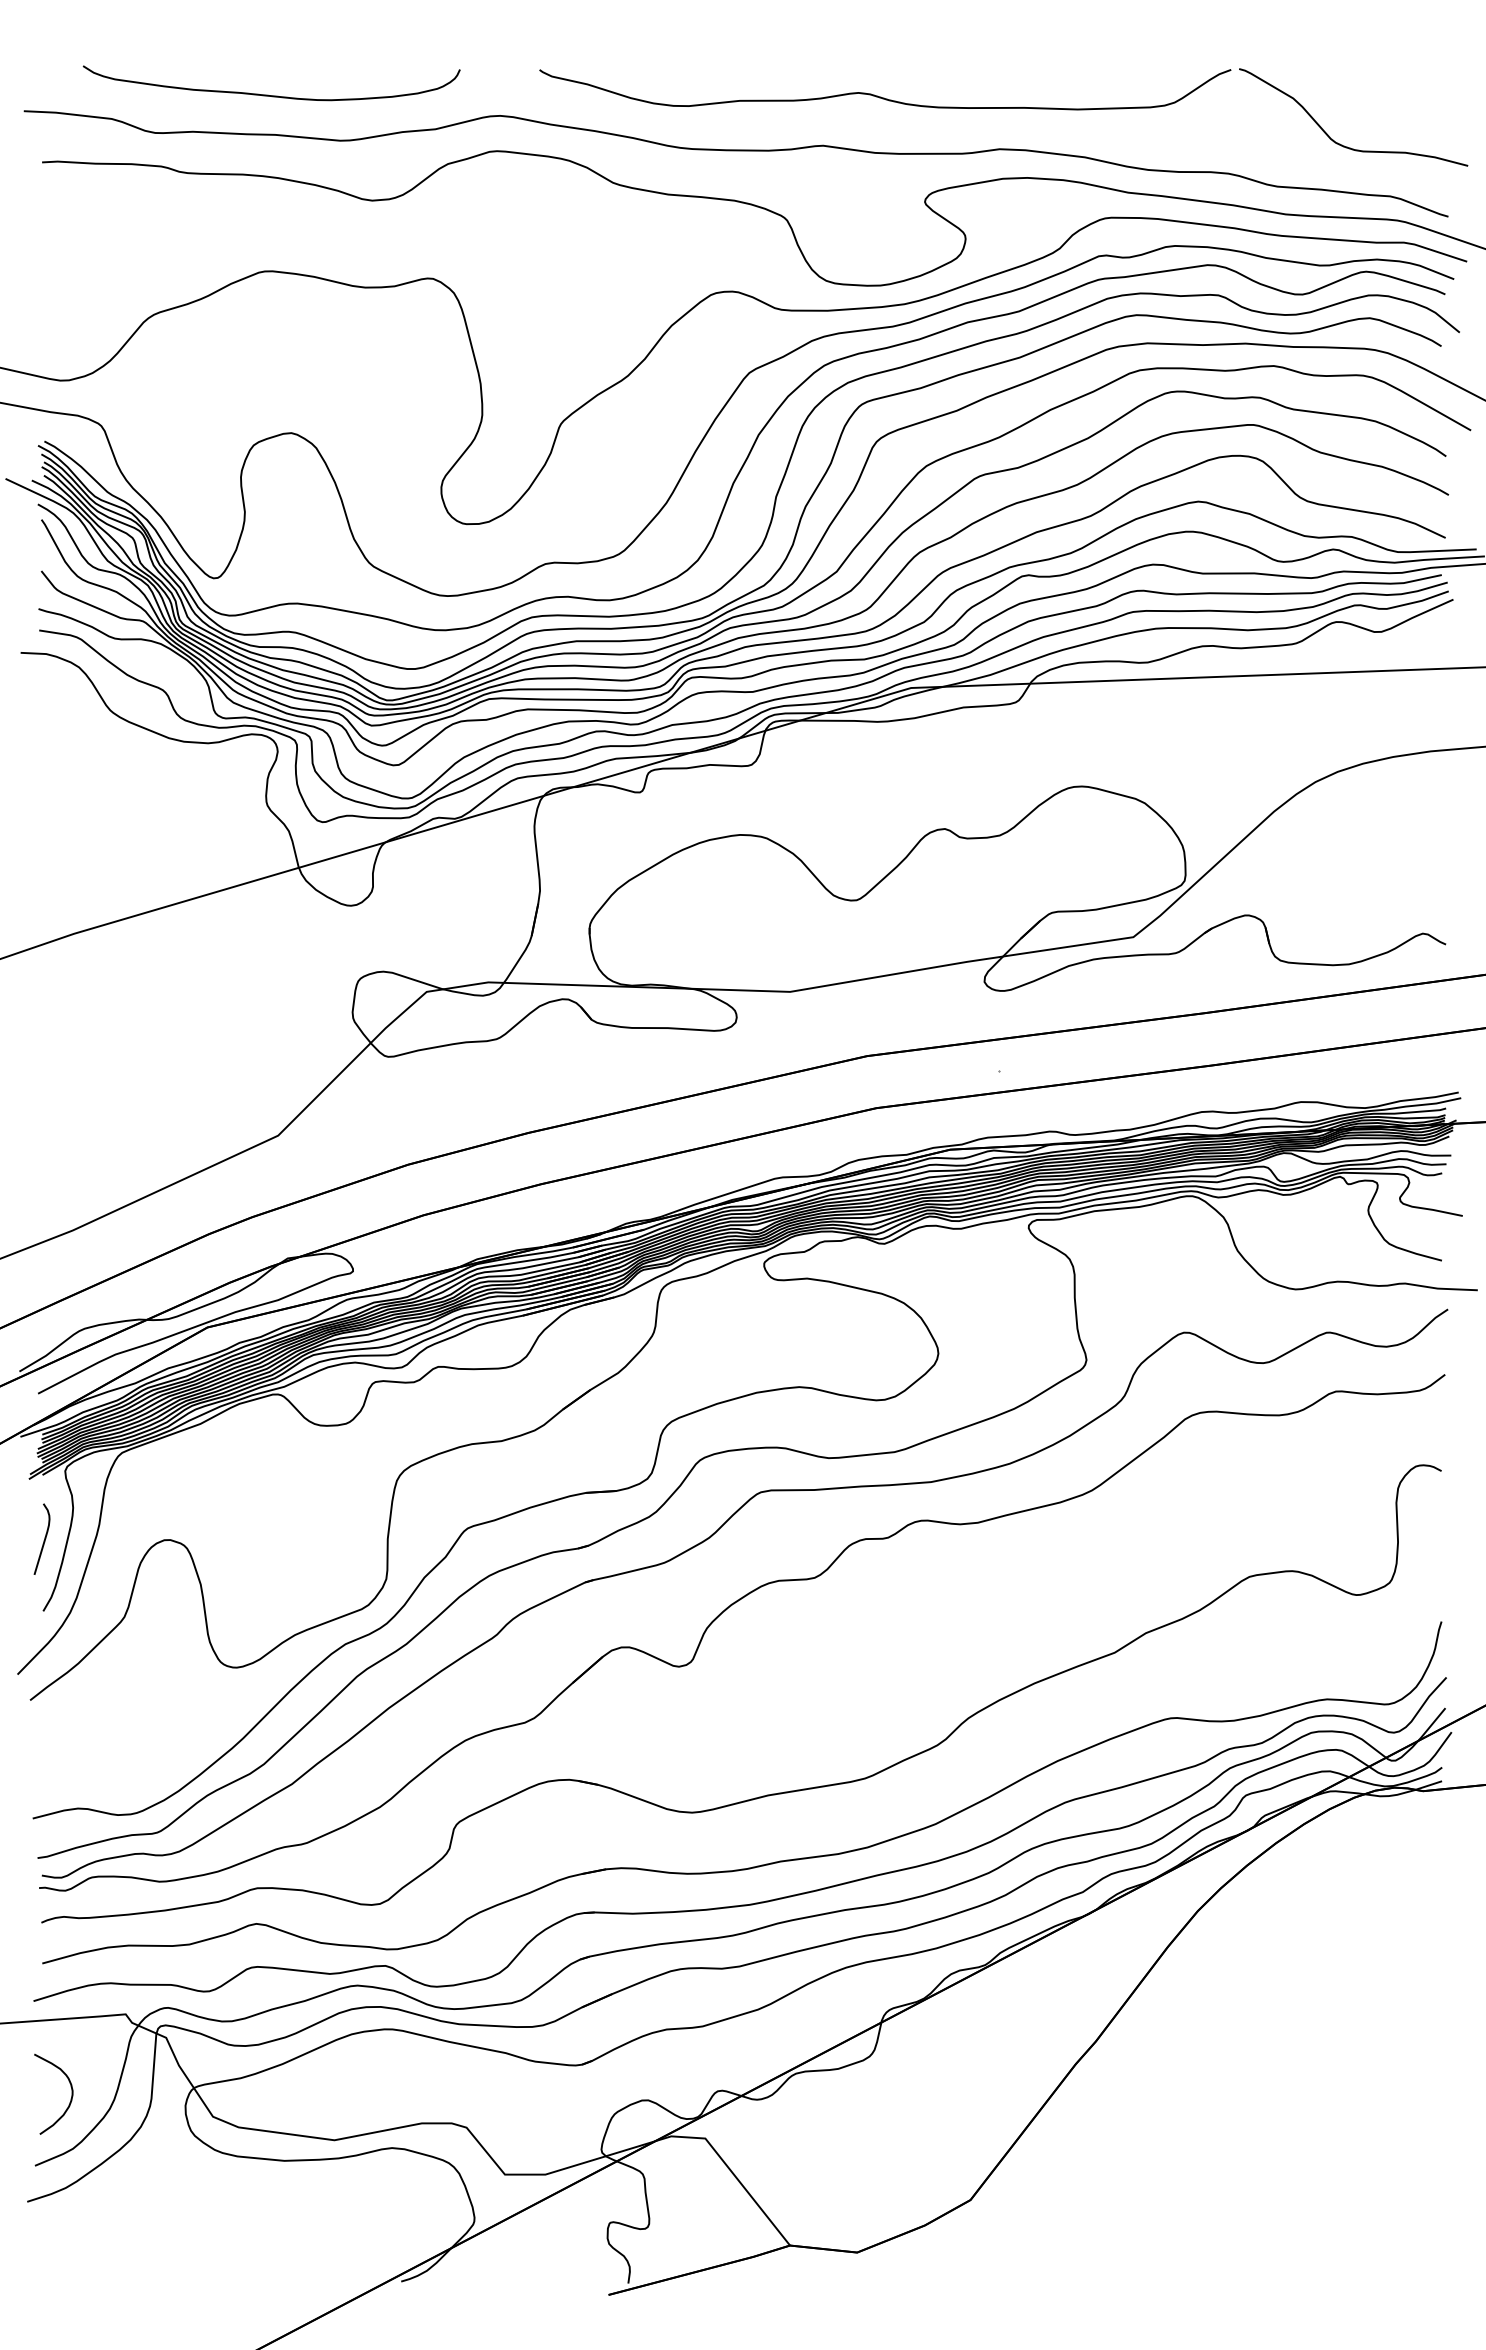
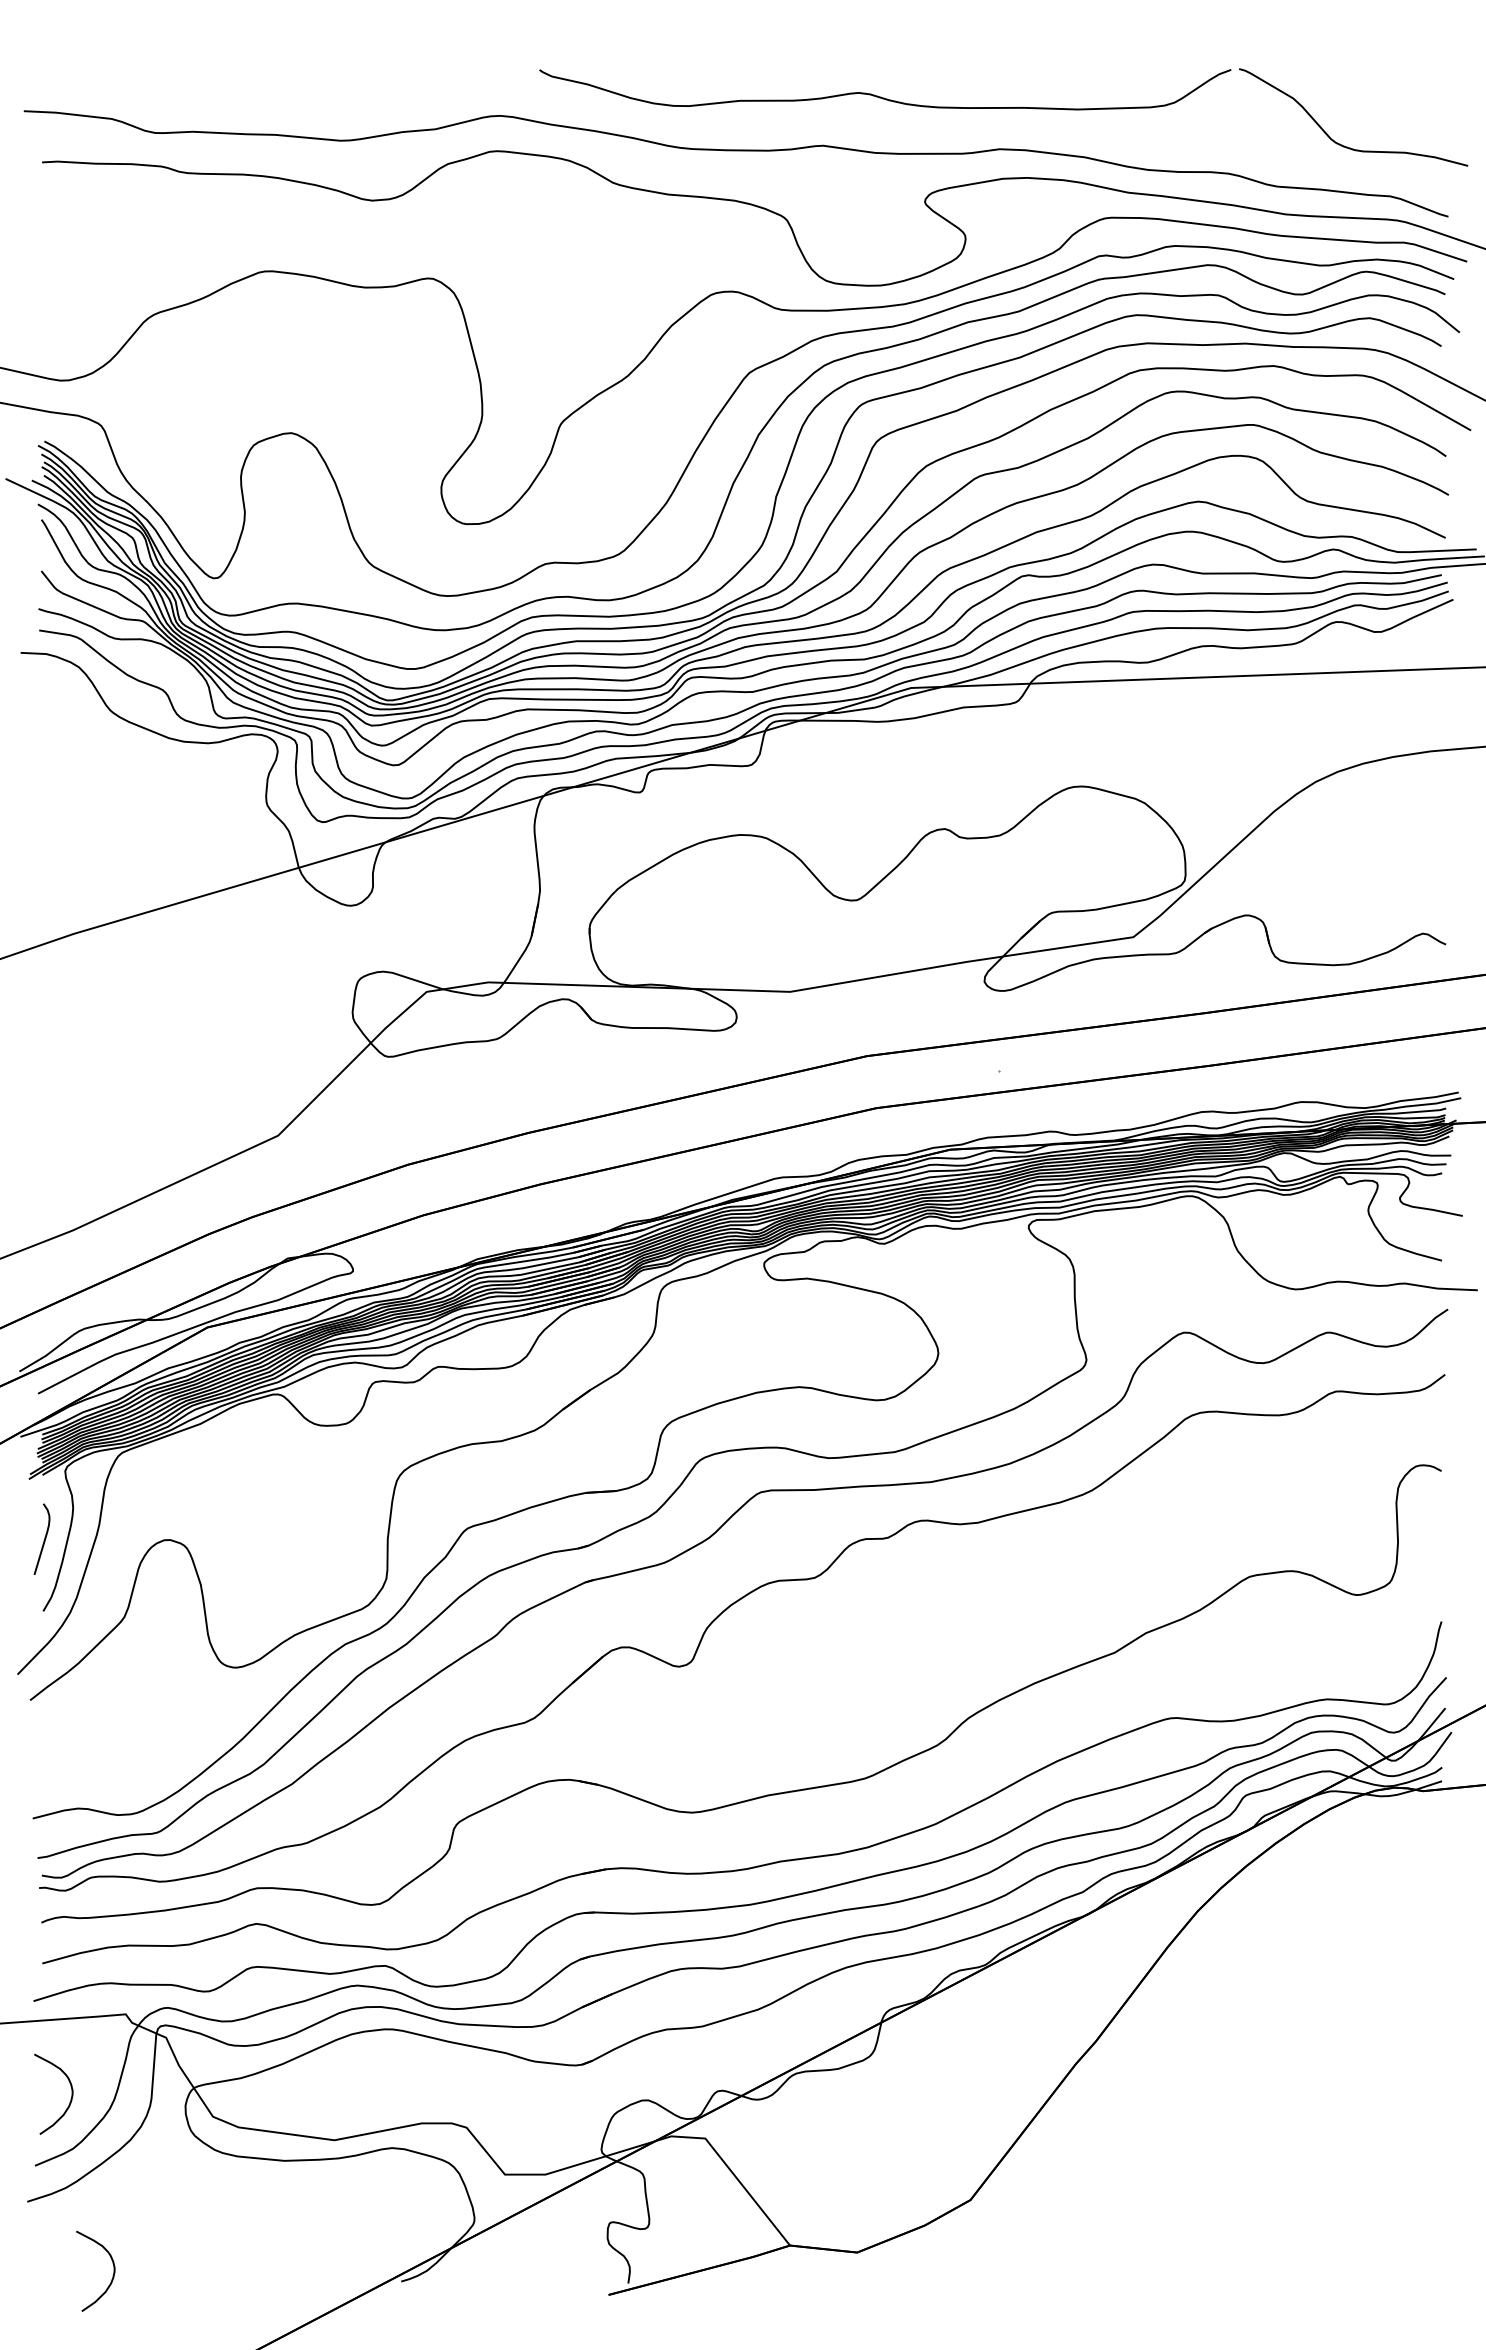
curve: present -> none (268, 94)
curve: none -> present (112, 2275)
